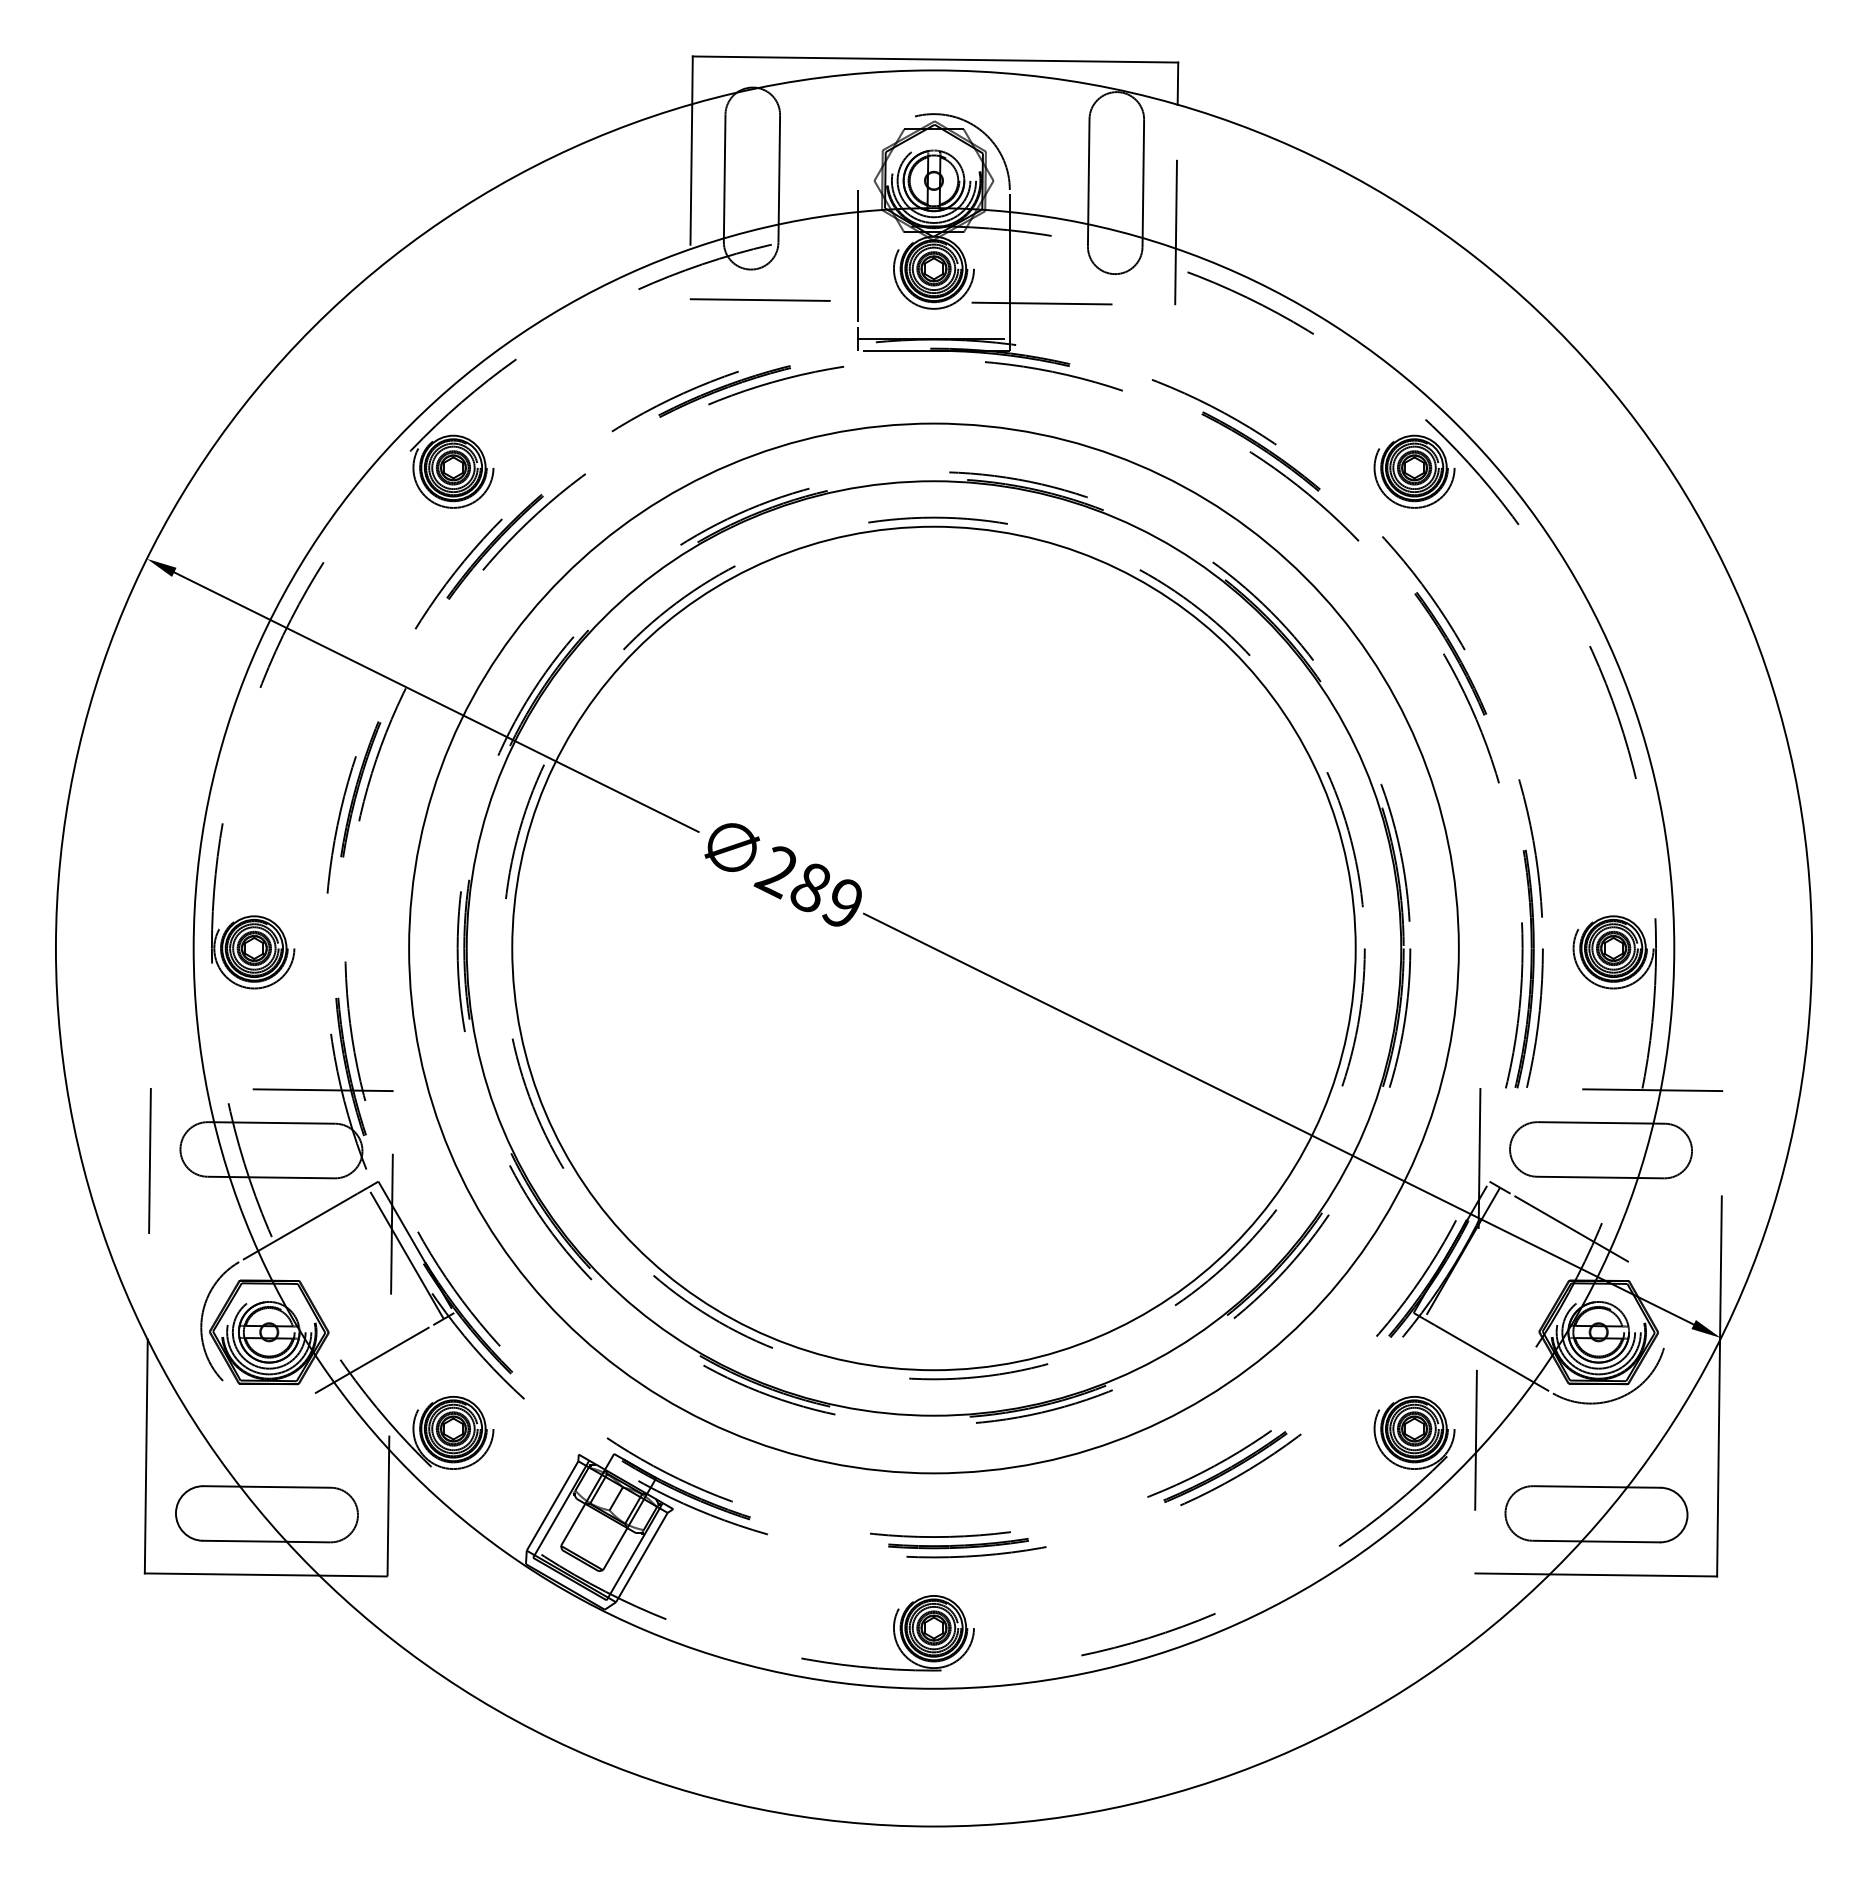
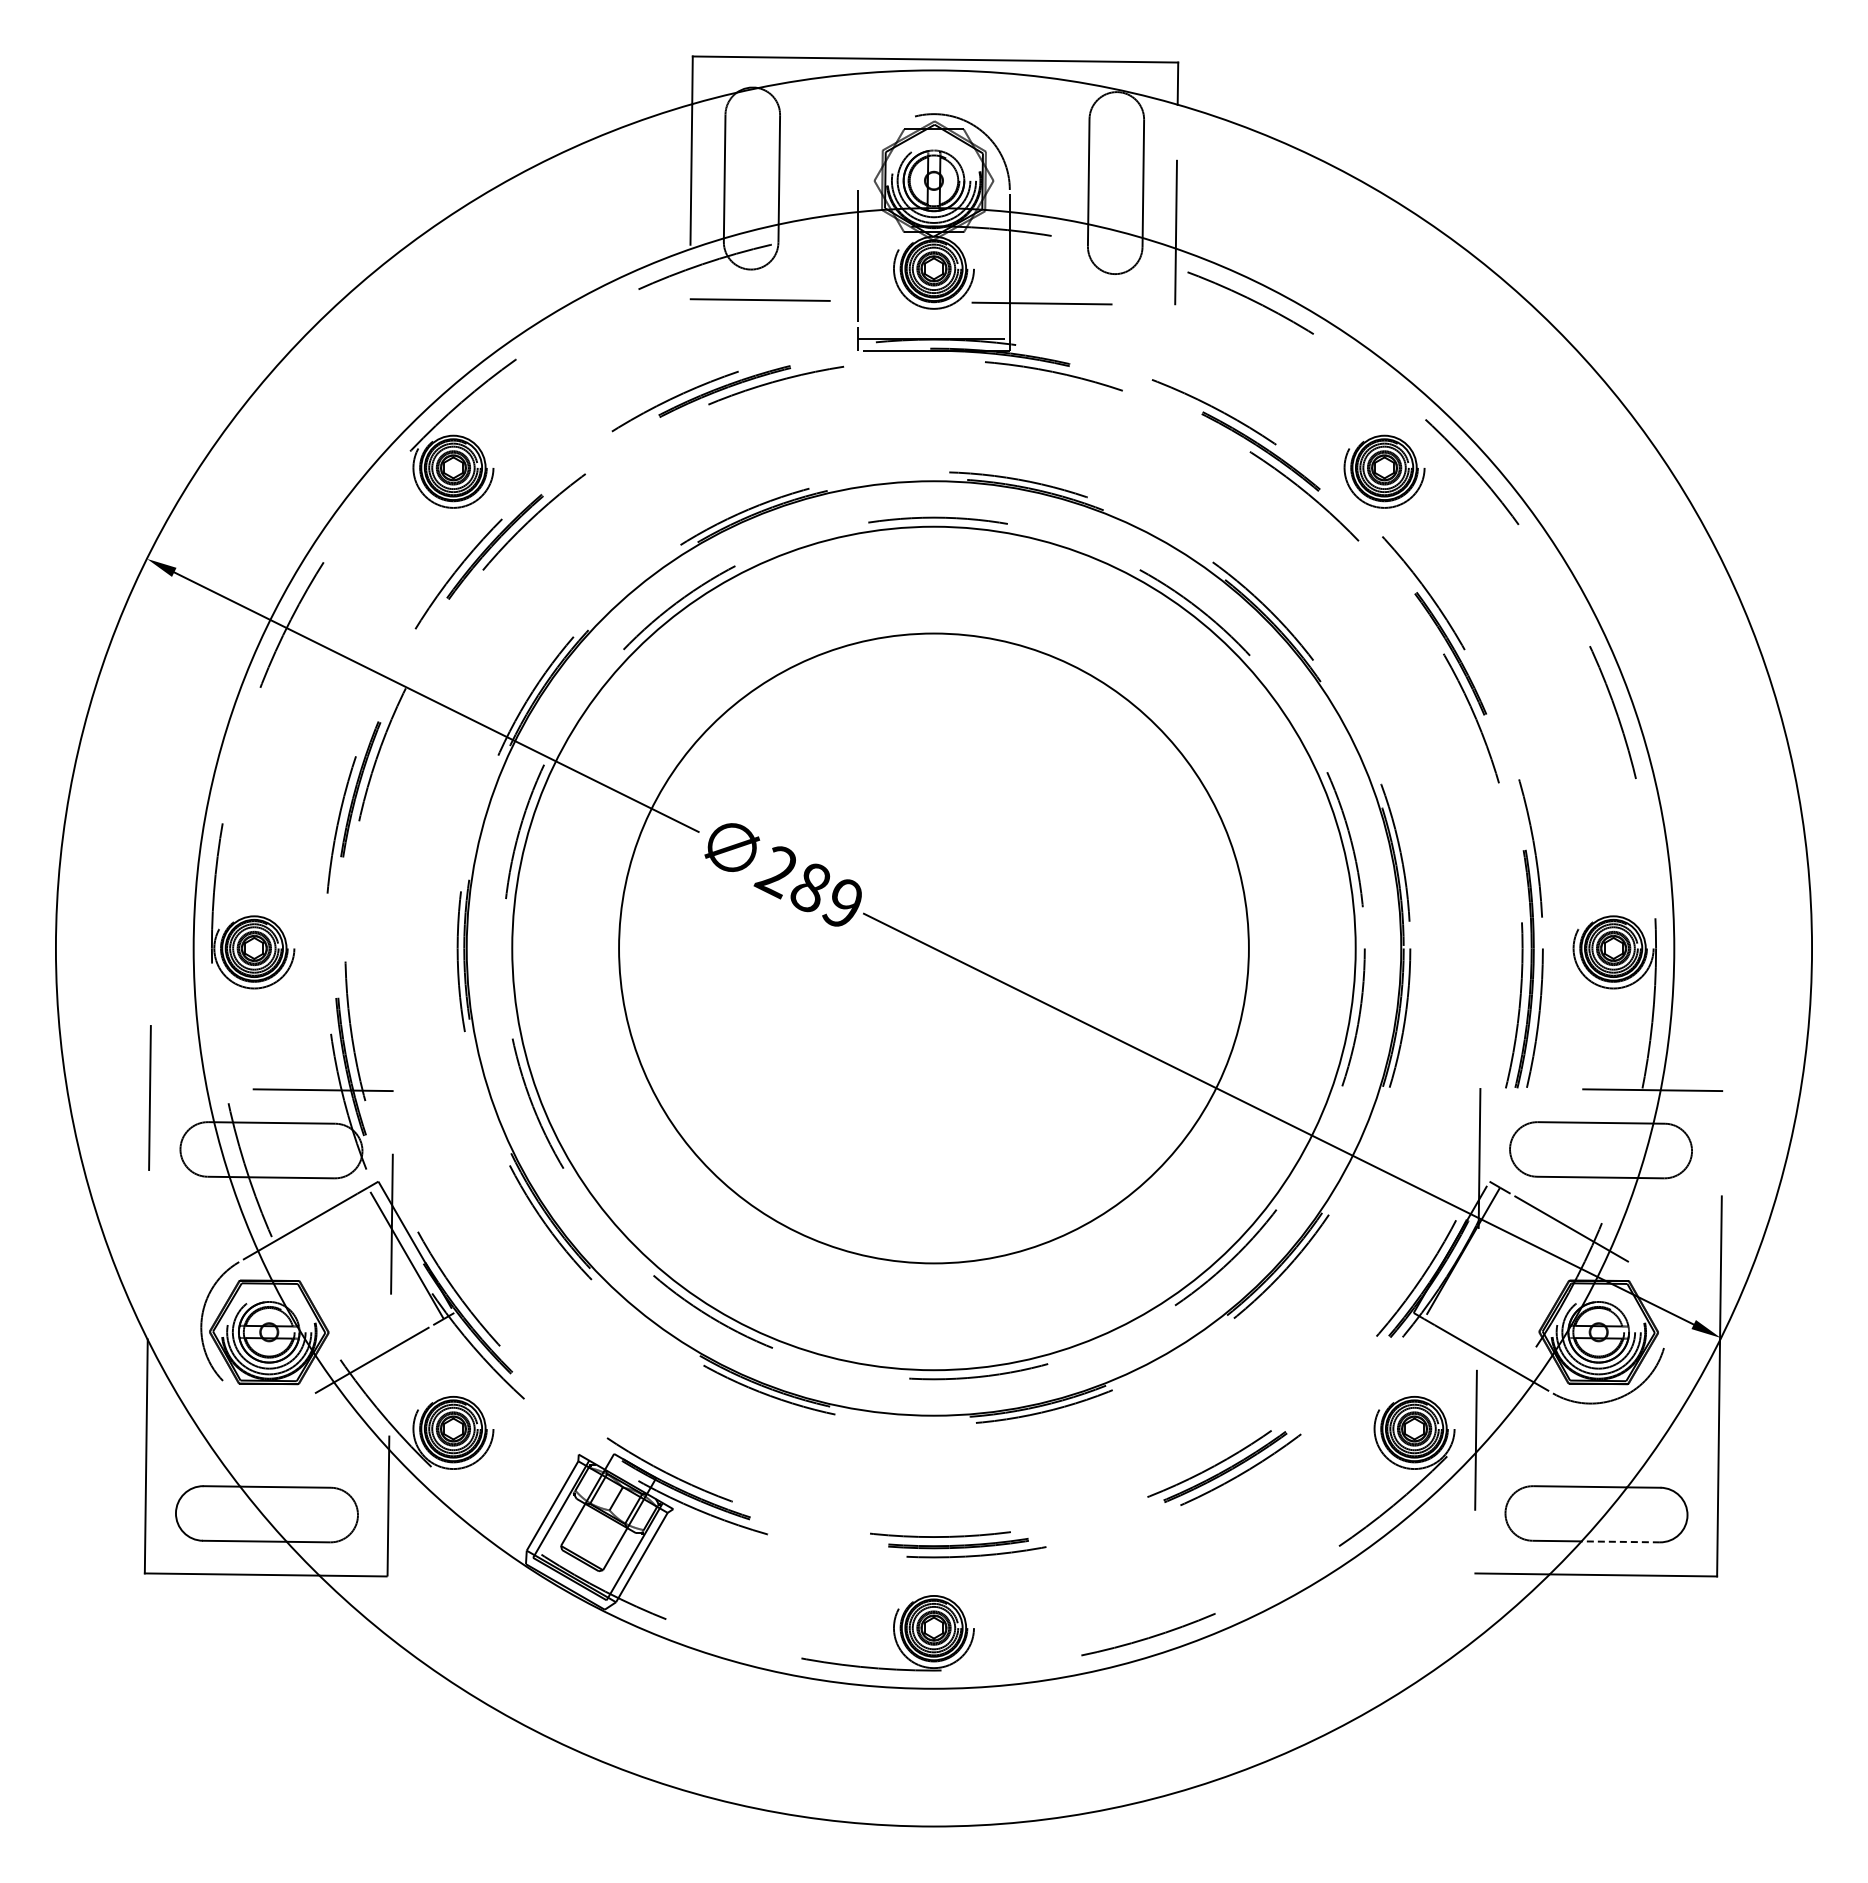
part position: (1414, 471) -> (1384, 471) (1384, 471)
circle diameter: 1050 px -> 630 px (933, 948)
line position: (149, 1160) -> (149, 1097) (149, 1097)
line: solid -> dashed (1620, 1541)
